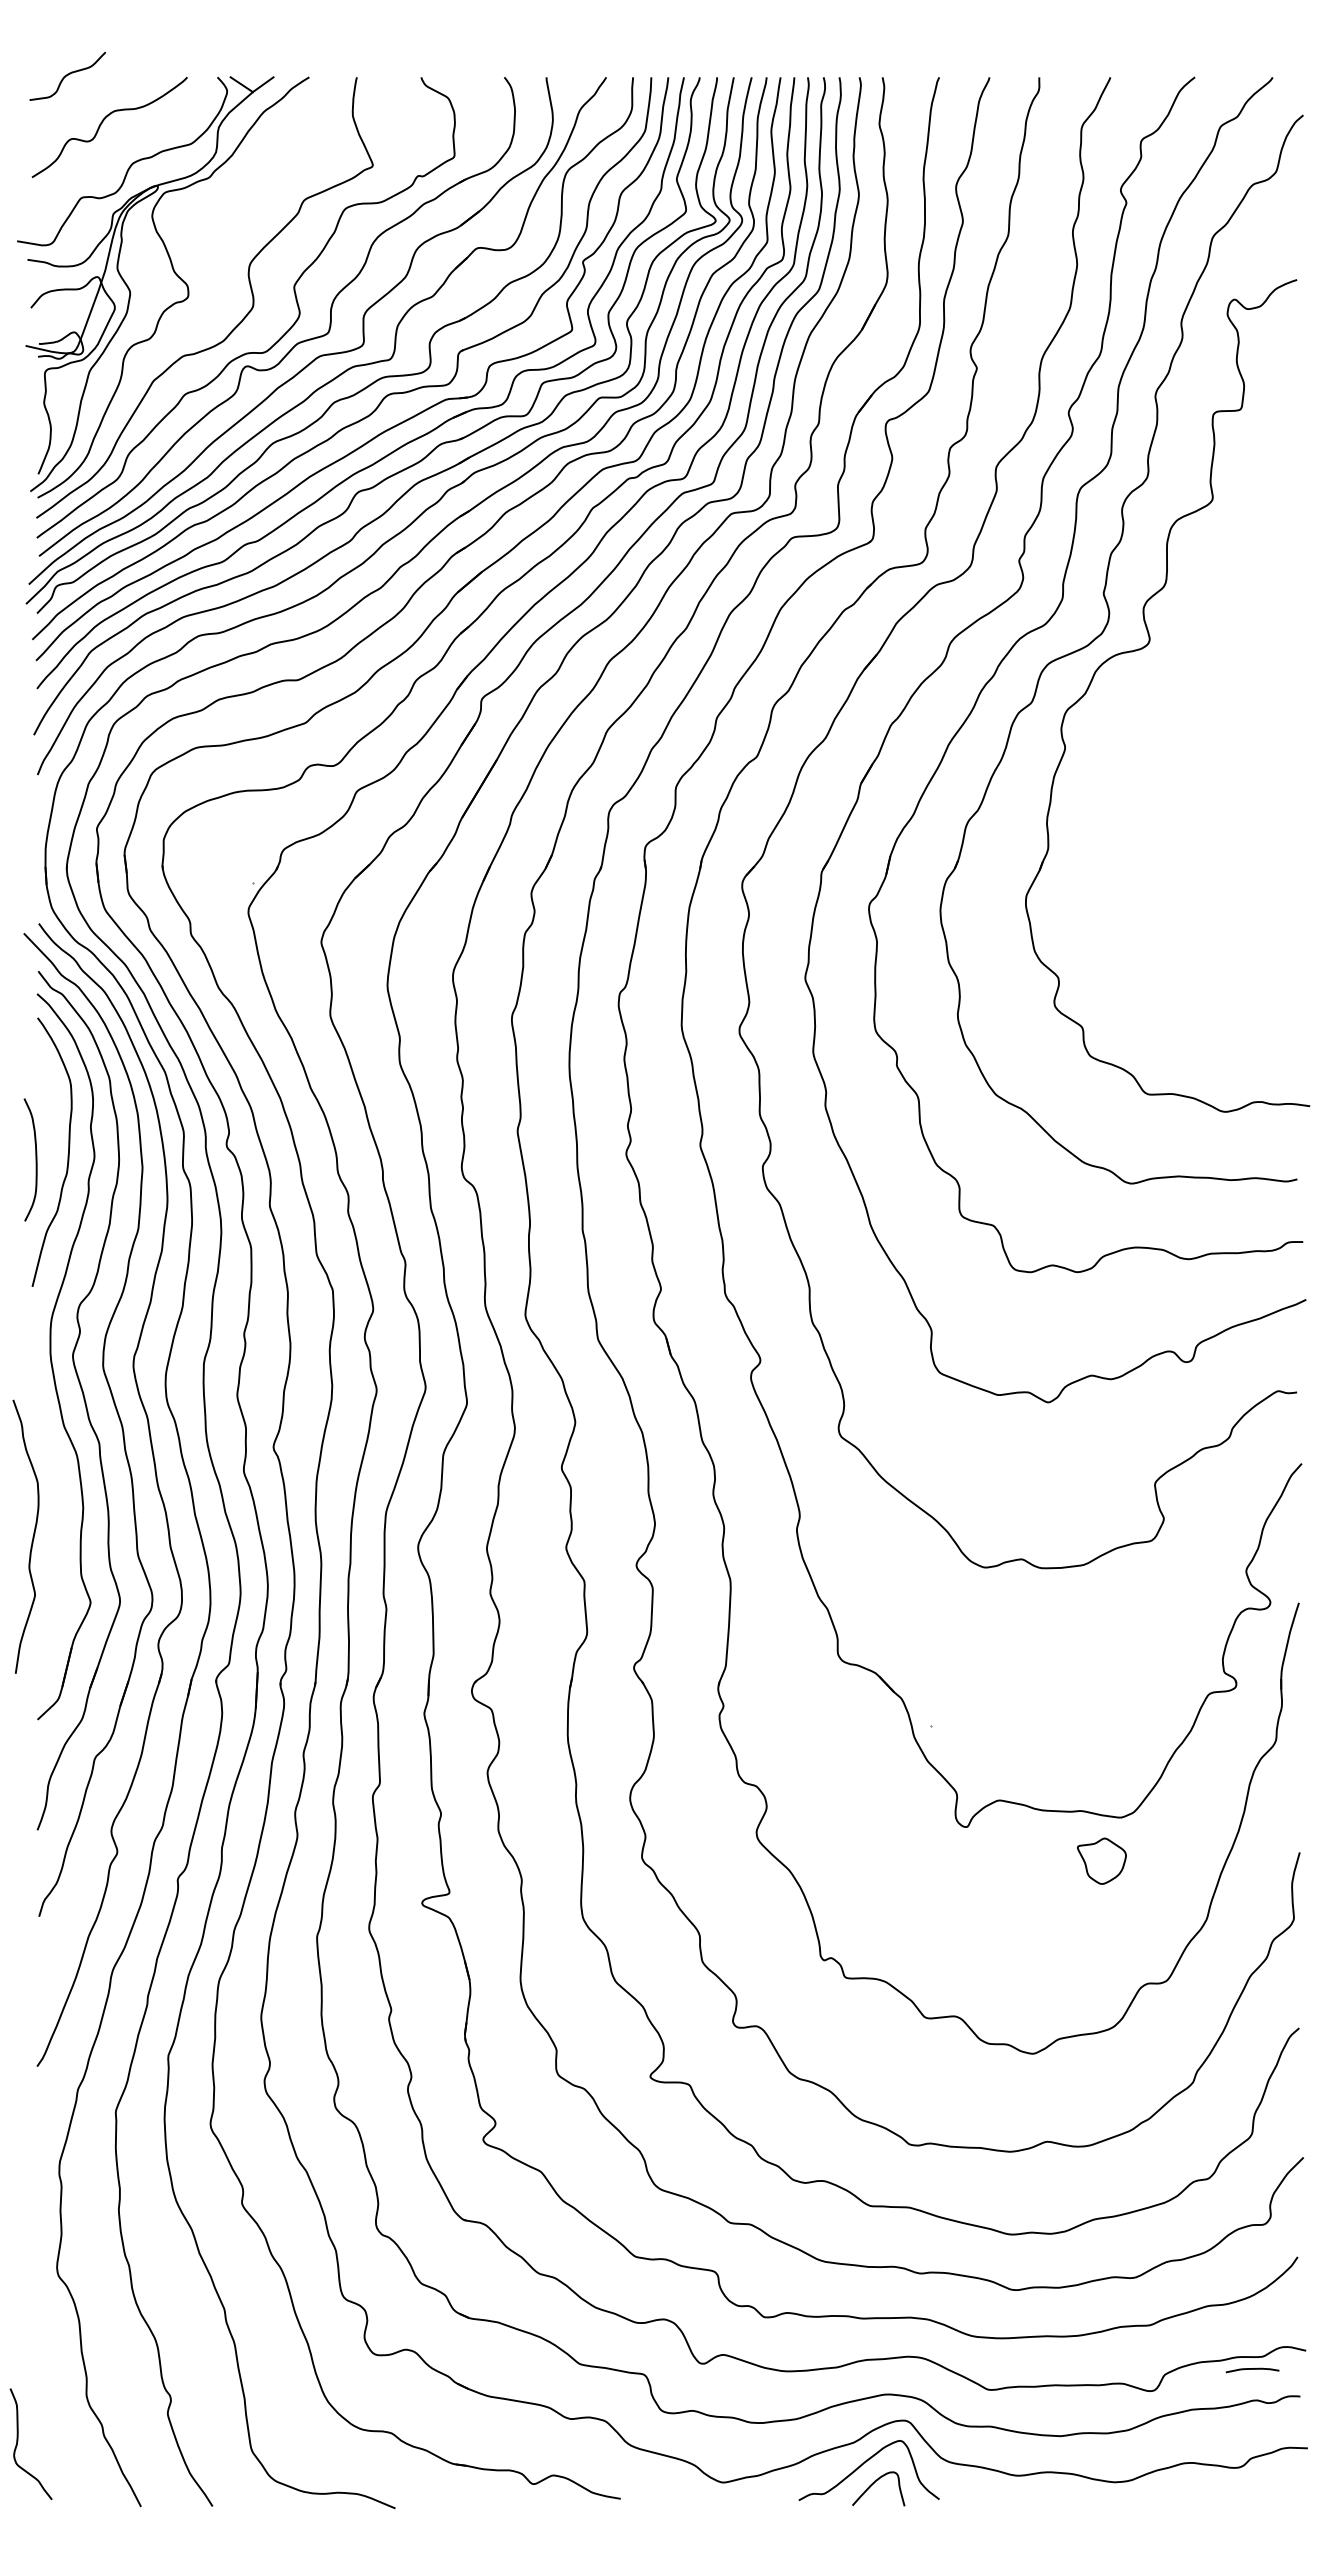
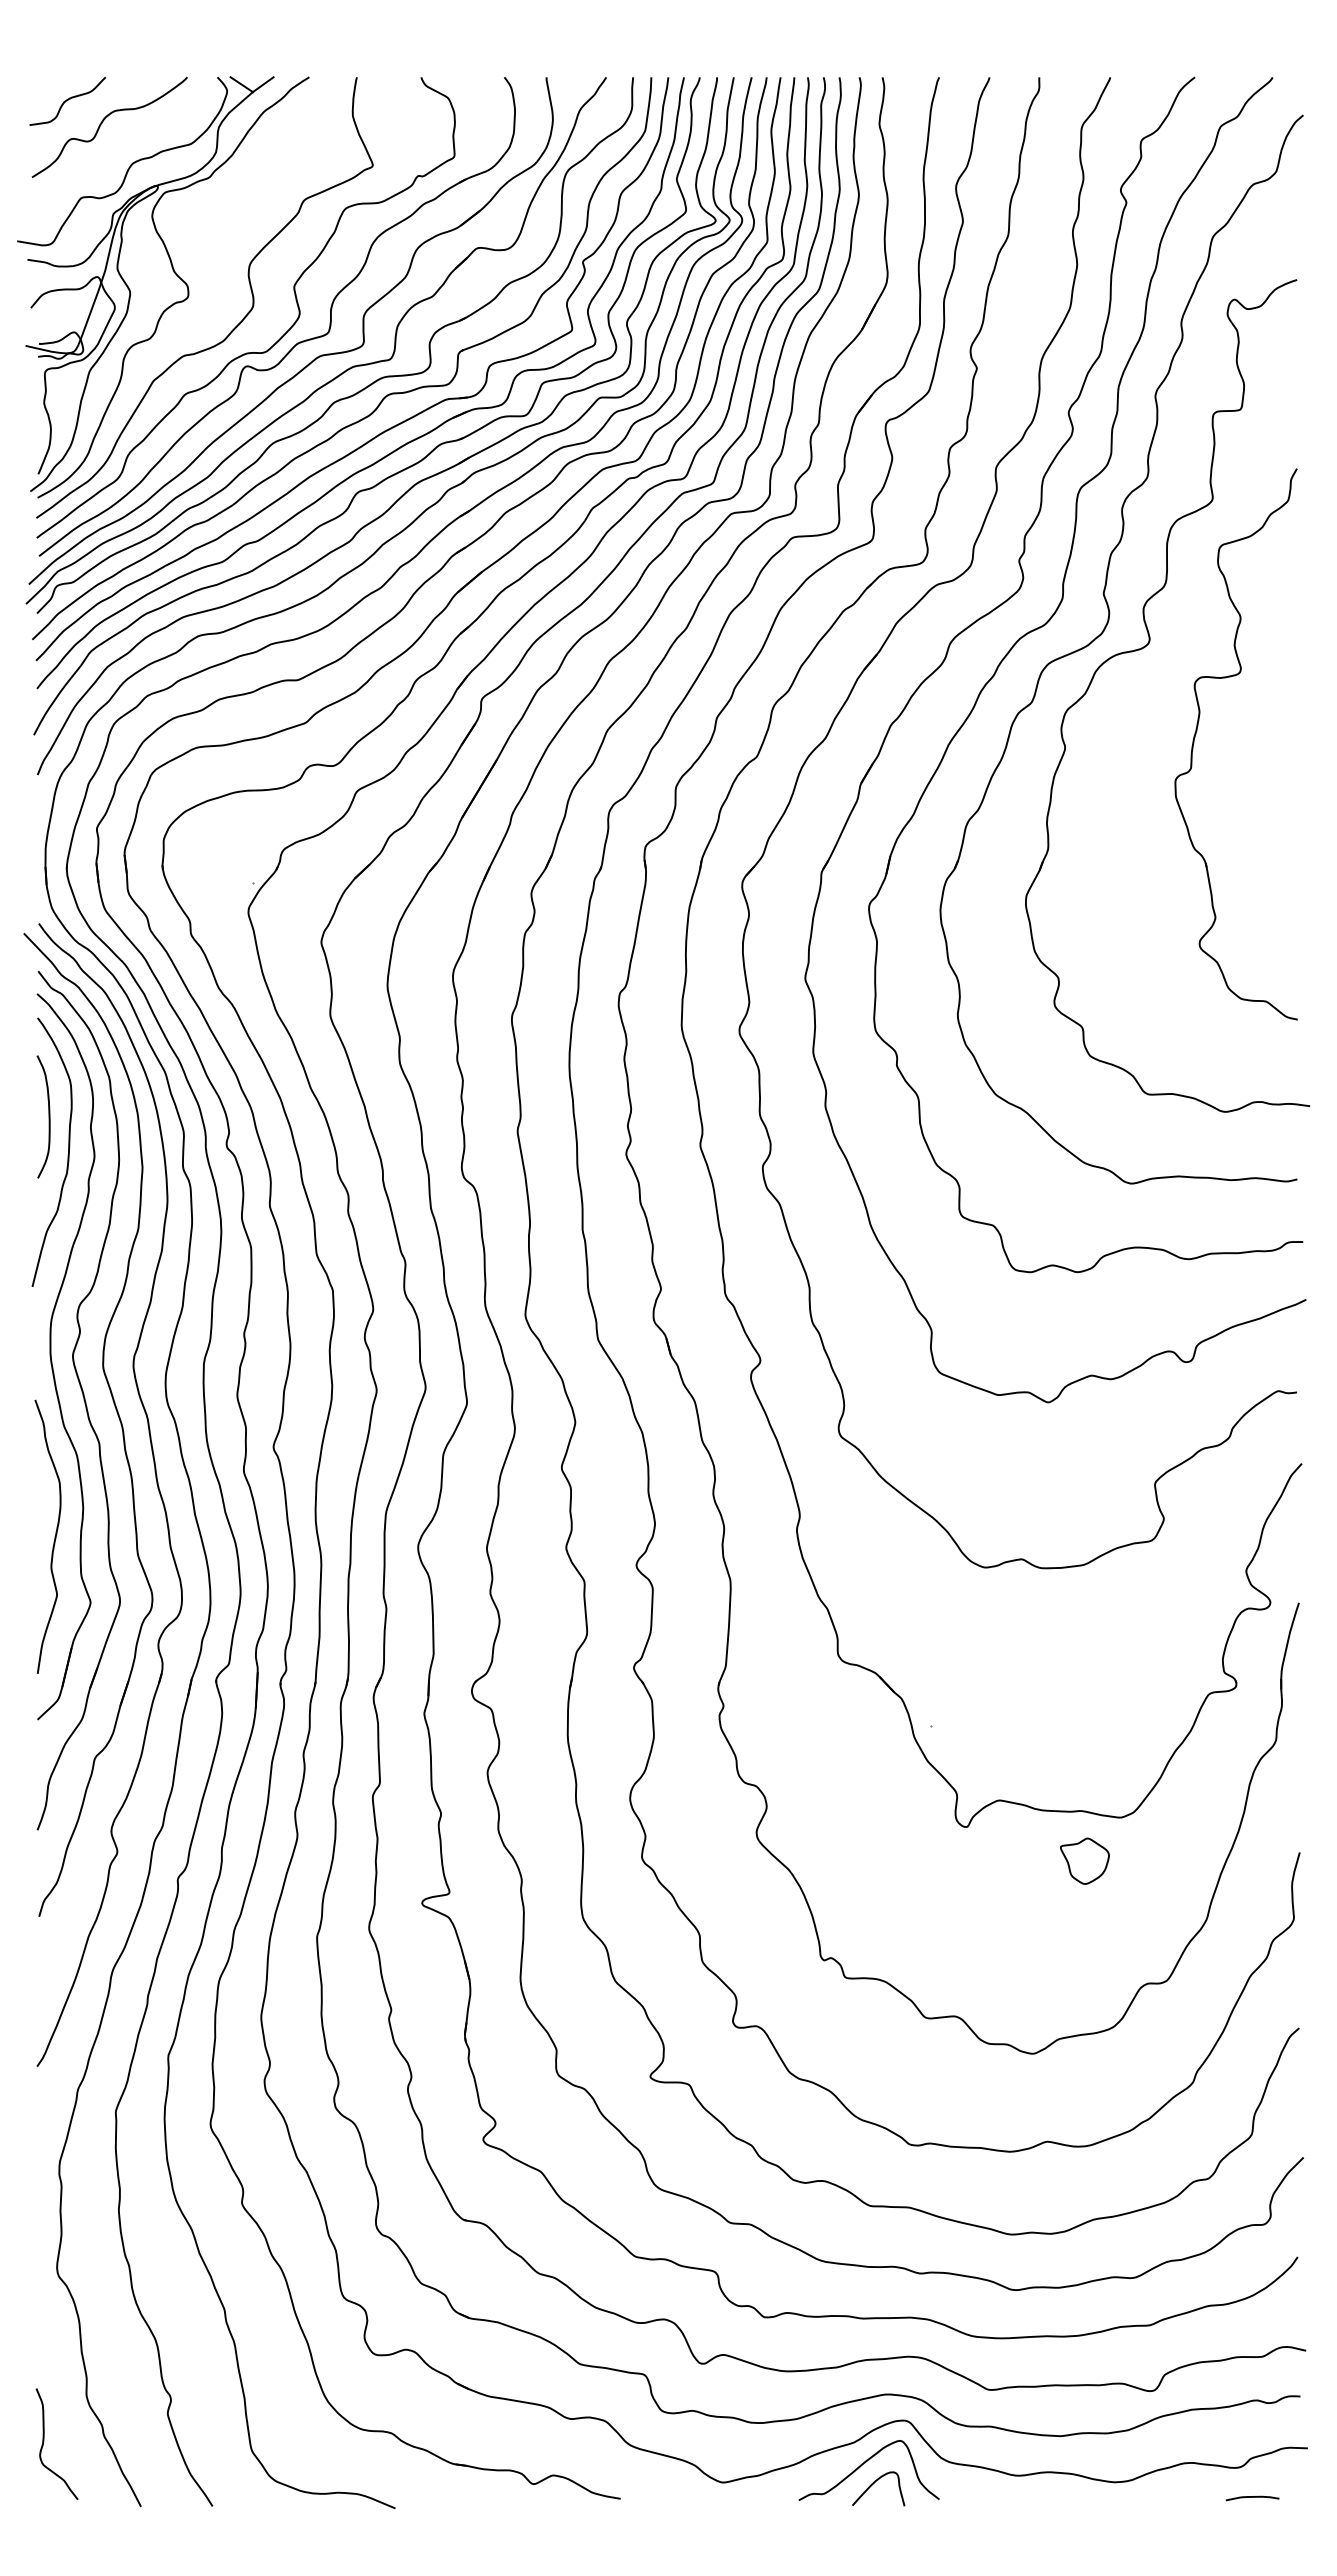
curve position: (67, 76) -> (67, 101) (67, 101)
part: none -> present (1197, 731)
curve position: (35, 1159) -> (48, 1116) (48, 1116)
curve position: (32, 1536) -> (54, 1536) (54, 1536)
part position: (1101, 1860) -> (1084, 1860) (1084, 1860)
curve position: (1252, 2369) -> (1252, 2497) (1252, 2497)
curve position: (18, 2441) -> (44, 2441) (44, 2441)
